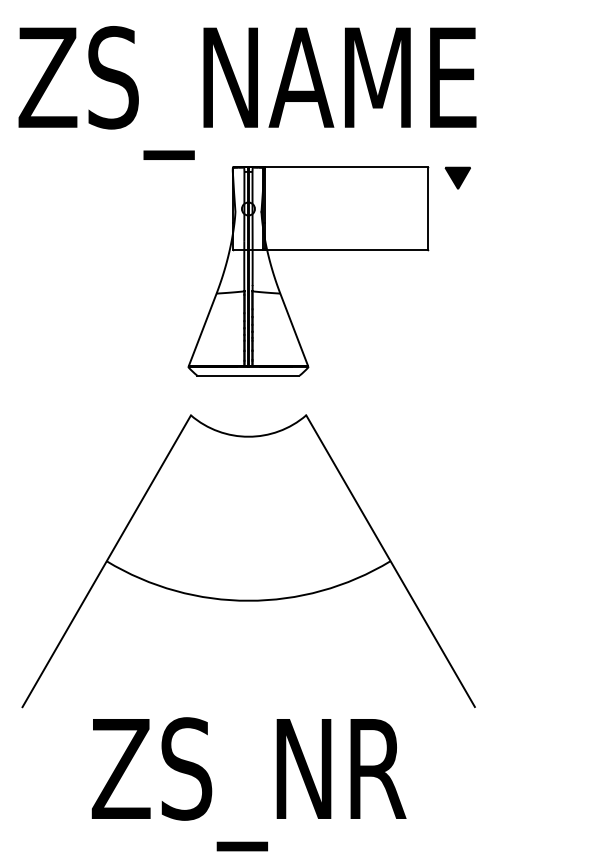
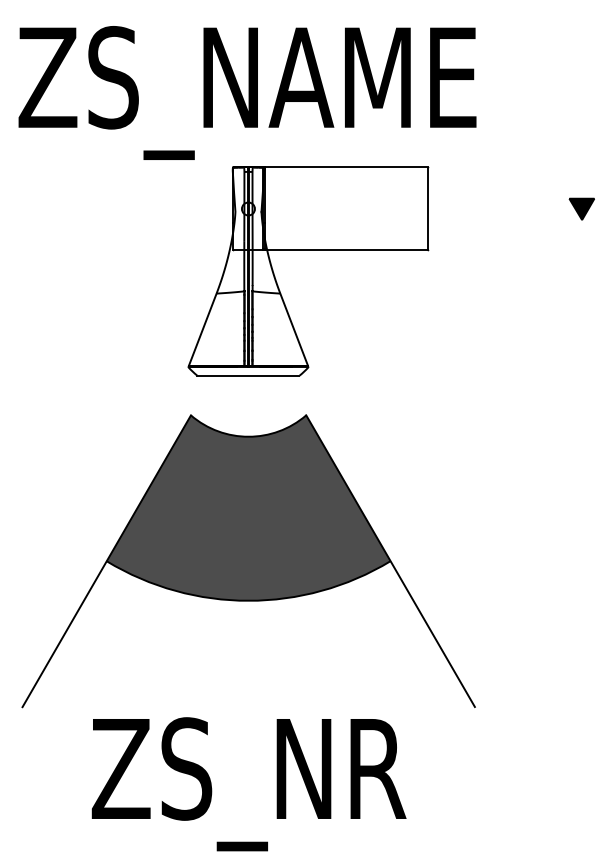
part position: (457, 177) -> (581, 208) (581, 208)
fill: none -> present (248, 507)
